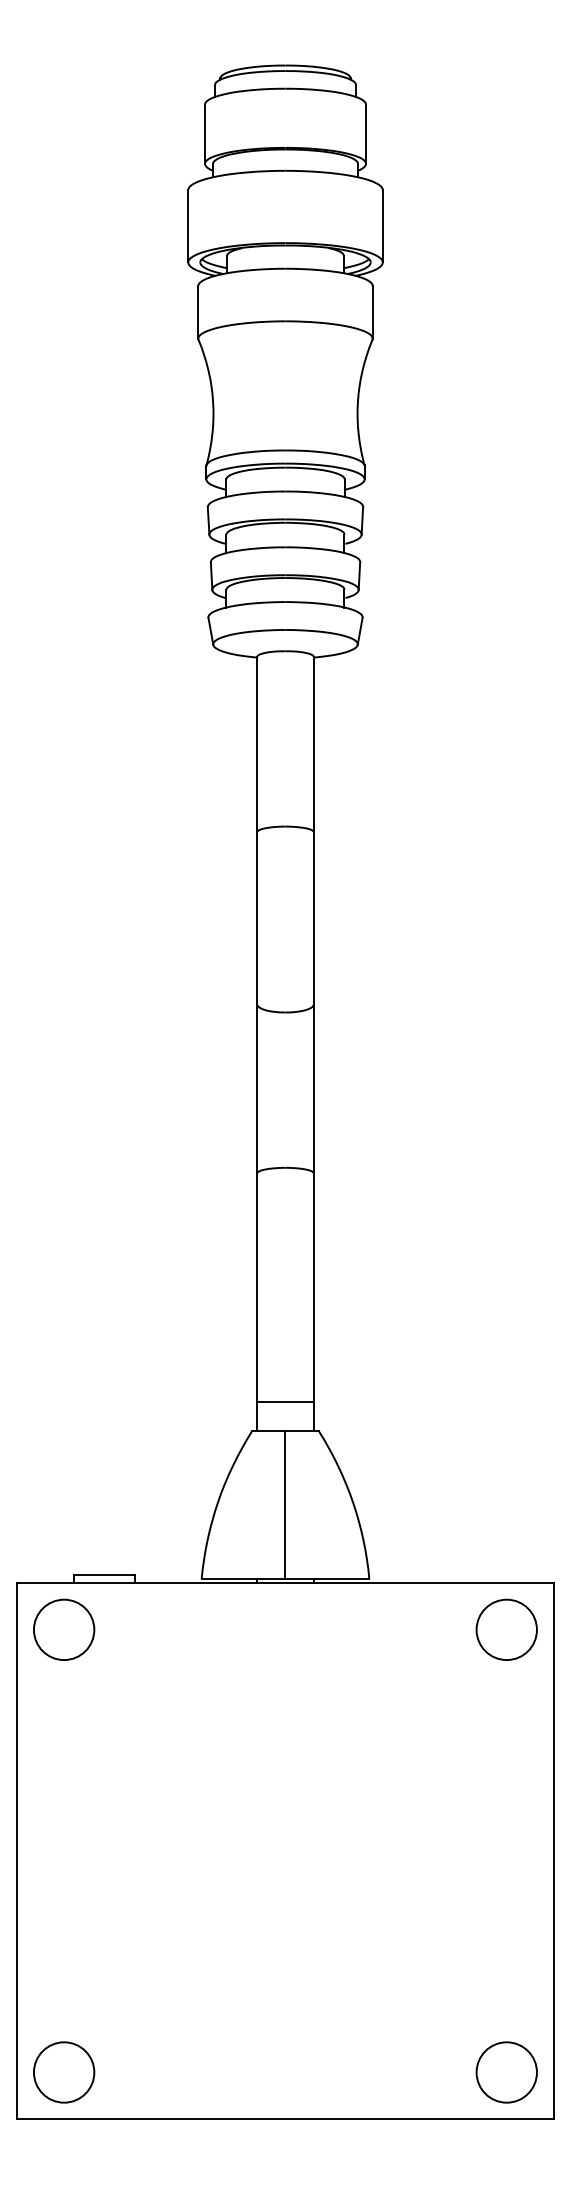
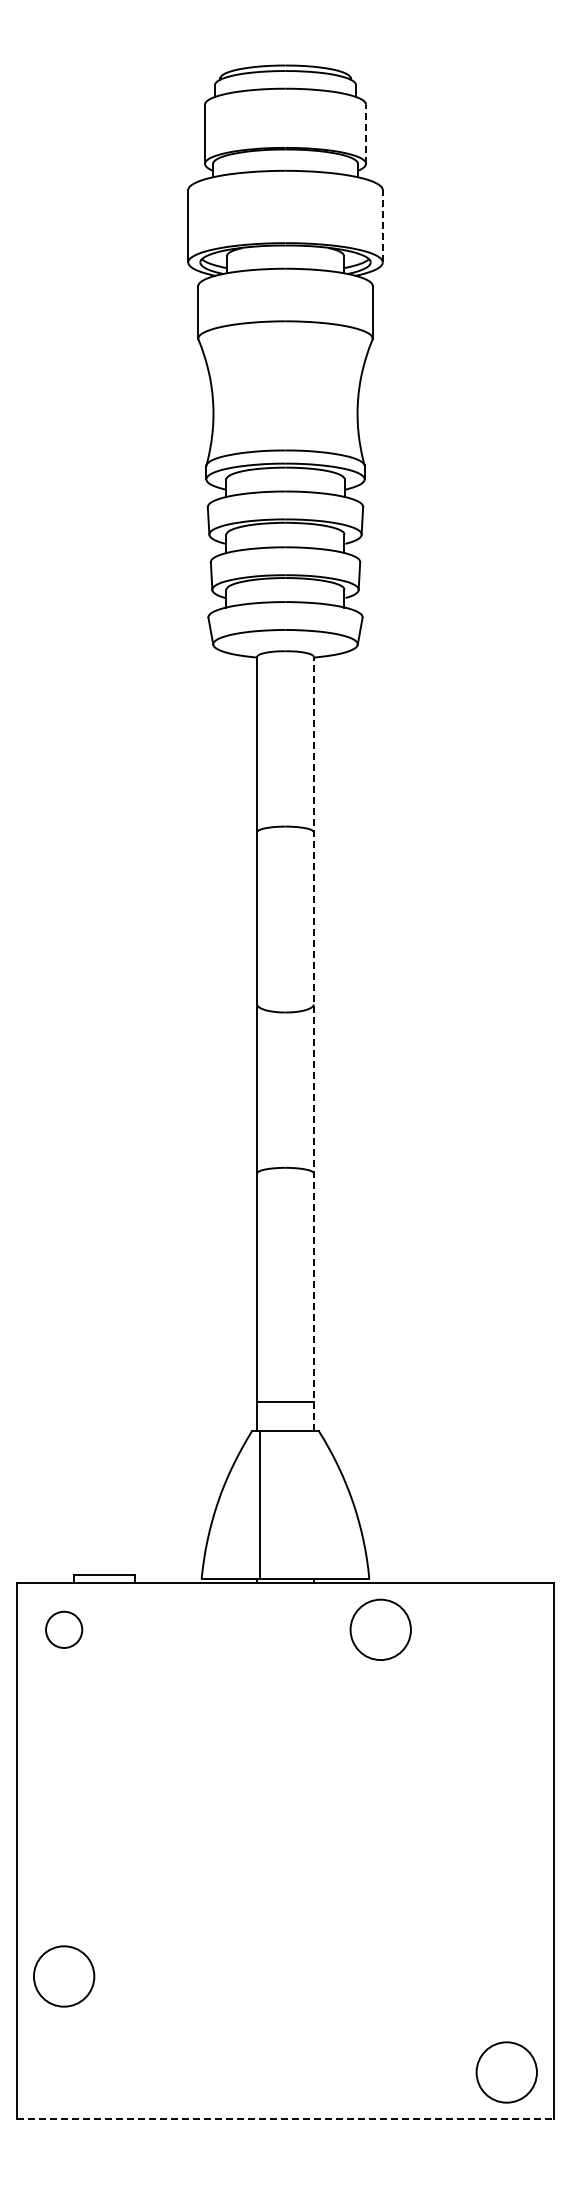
line: solid -> dashed (365, 134)
line: solid -> dashed (382, 225)
line: solid -> dashed (313, 1043)
line position: (285, 1504) -> (260, 1504) (260, 1504)
circle diameter: 60 px -> 36 px (64, 1629)
circle position: (506, 1629) -> (380, 1629) (380, 1629)
circle position: (64, 2072) -> (64, 1976) (64, 1976)
line: solid -> dashed (285, 2119)
